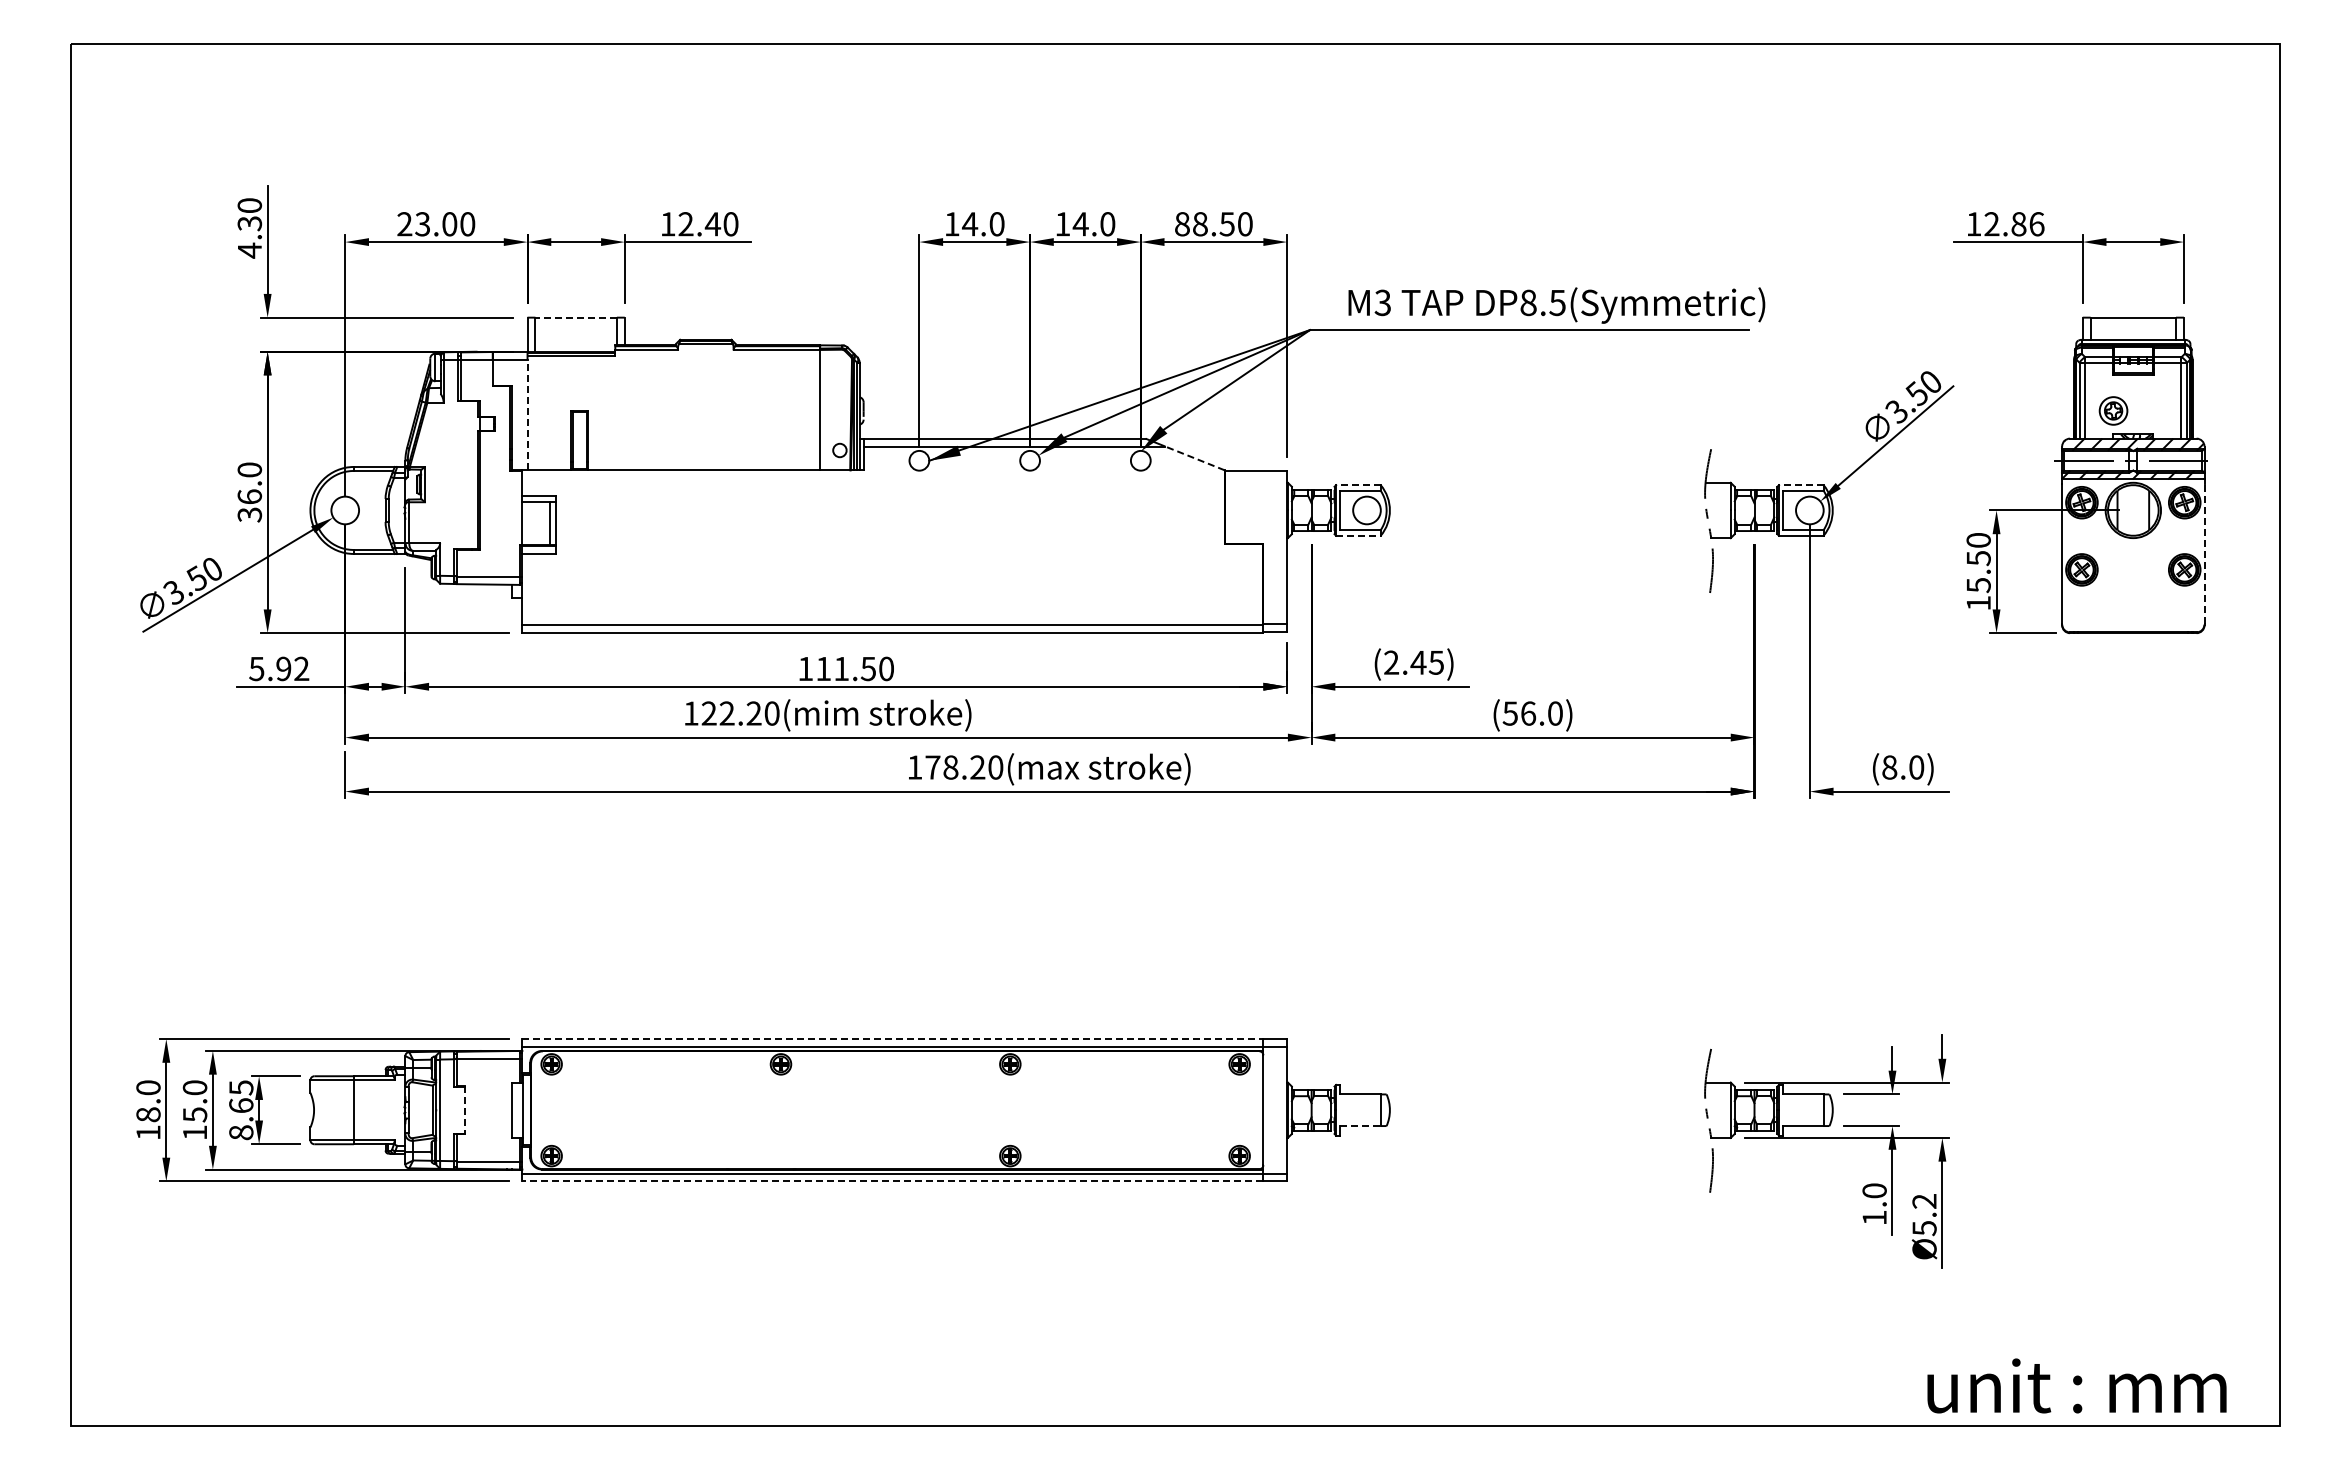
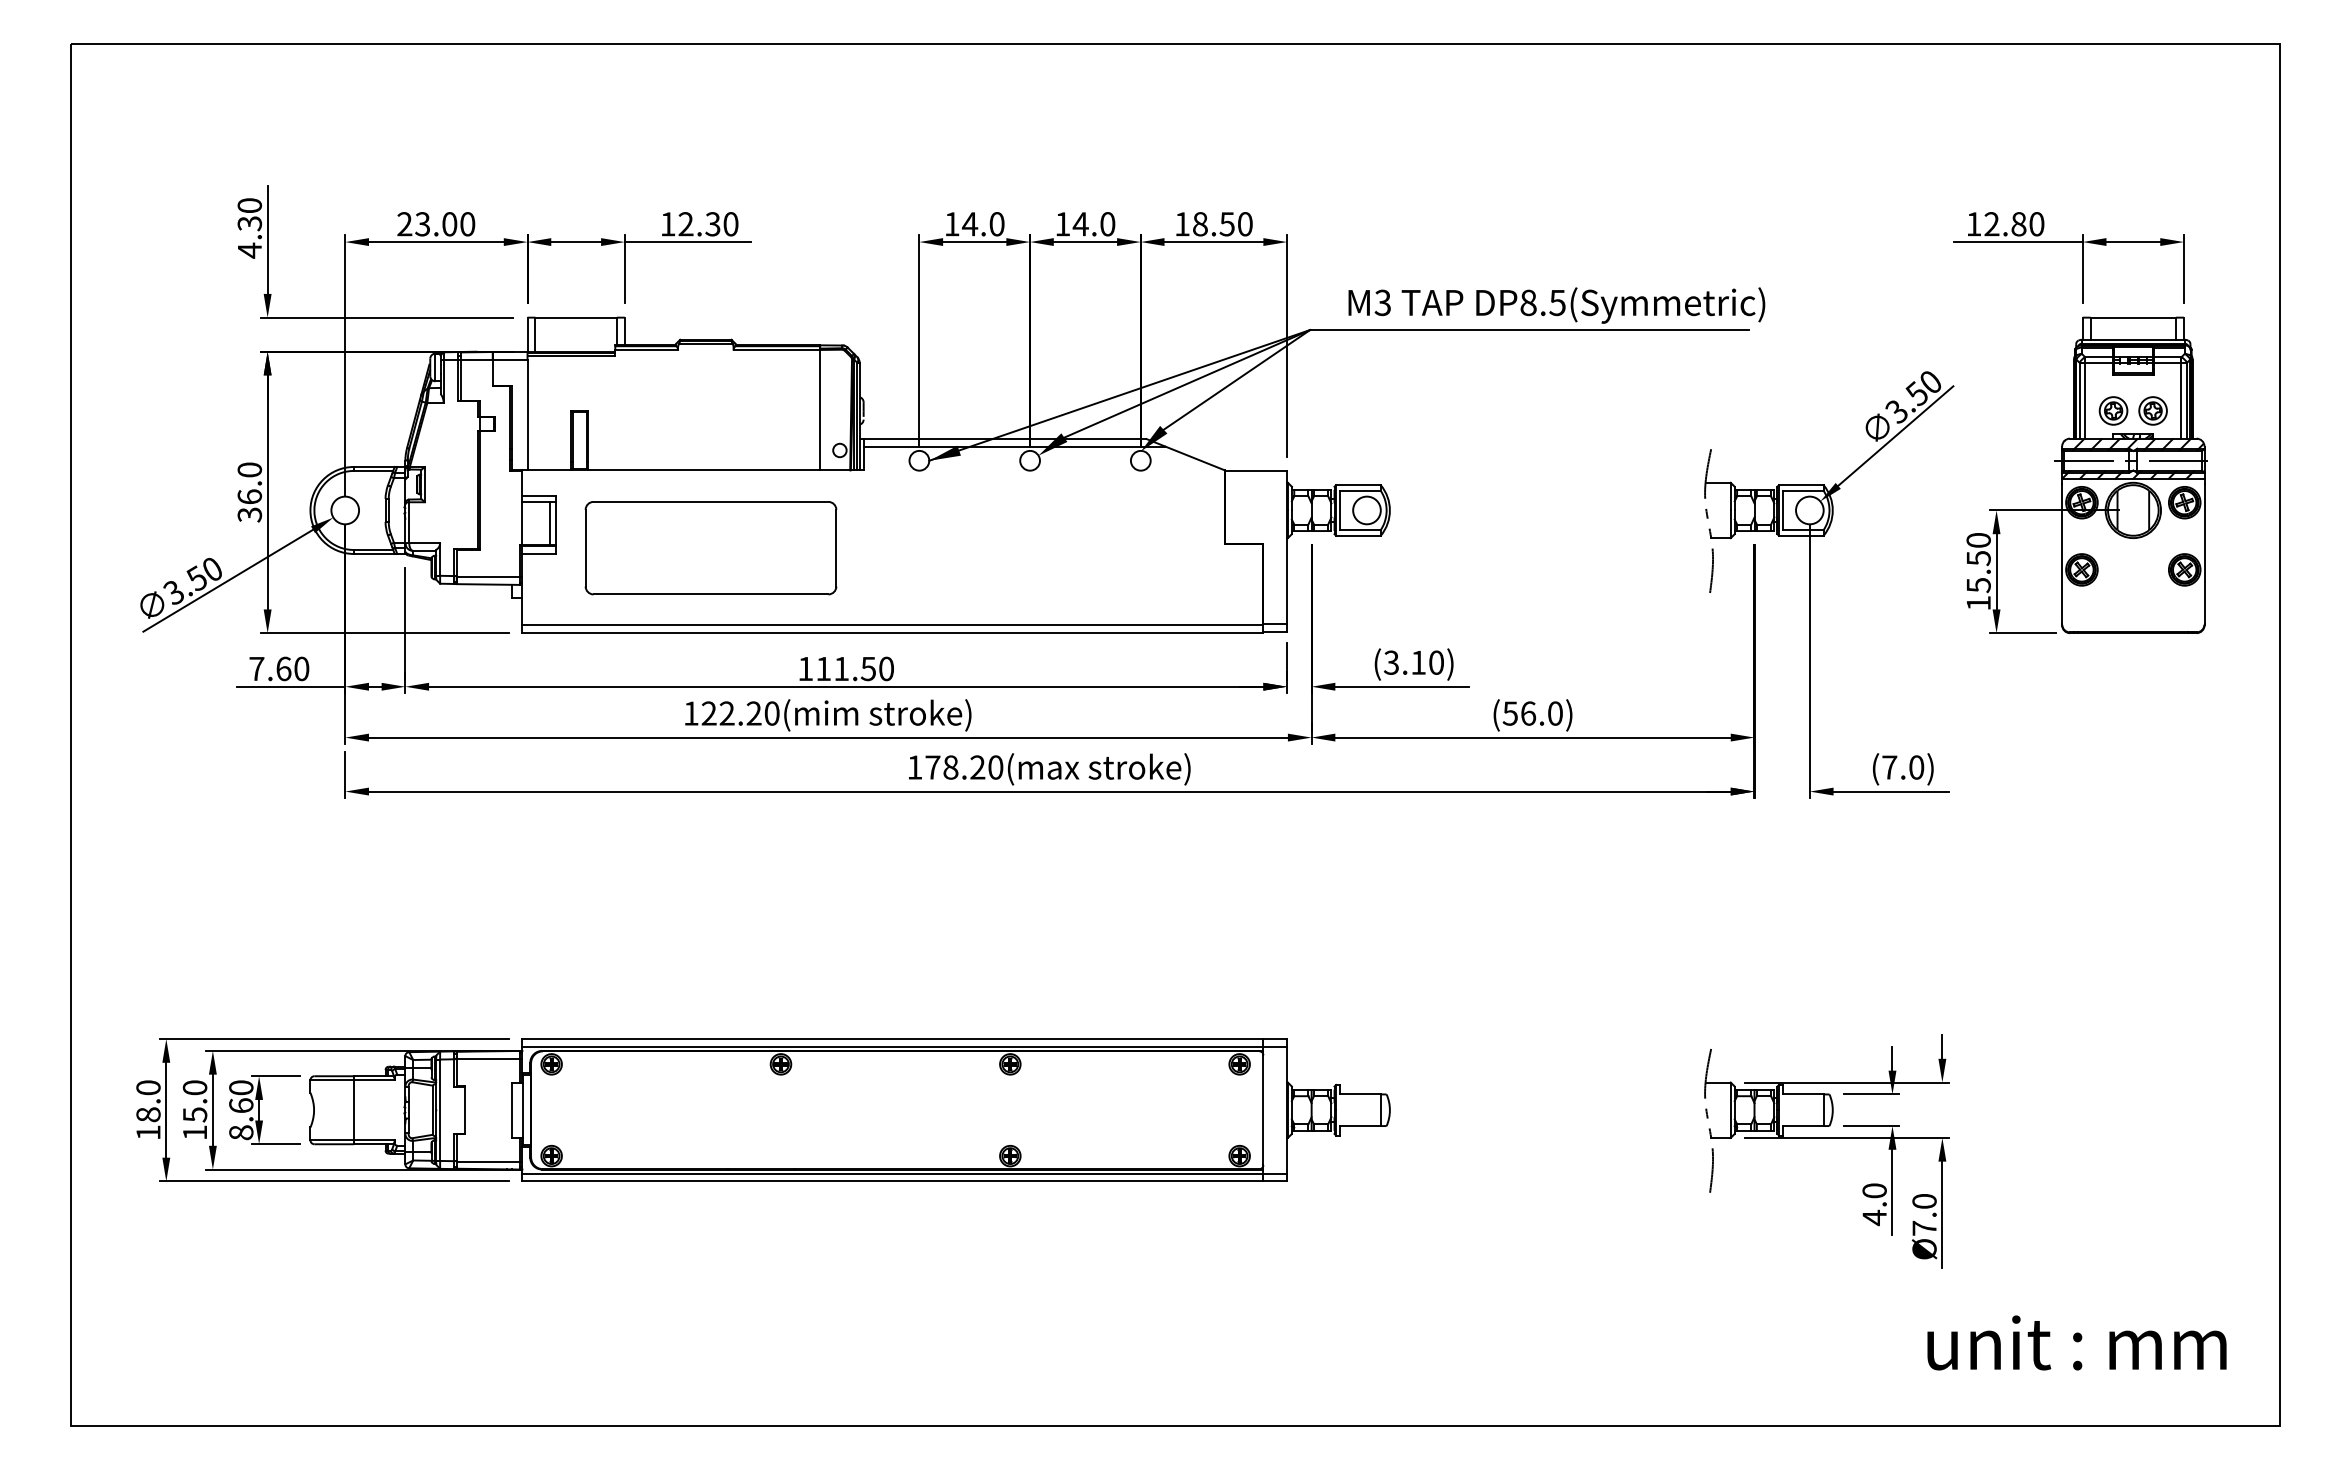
text: 12.40 -> 12.30 (712, 224)
text: 88.50 -> 18.50 (1182, 224)
text: 12.86 -> 12.80 (2036, 224)
line: dashed -> solid (576, 317)
part: none -> present (2152, 410)
line: dashed -> solid (527, 414)
line: dashed -> solid (1194, 458)
line: dashed -> solid (1357, 485)
line: dashed -> solid (1800, 485)
line: dashed -> solid (1358, 535)
part: none -> present (710, 548)
line: dashed -> solid (2204, 553)
text: (2.45) -> (3.10) (1413, 662)
text: 5.92 -> 7.60 (279, 668)
text: (8.0) -> (7.0) (1889, 767)
line: dashed -> solid (892, 1039)
text: 8.65 -> 8.60 (241, 1087)
line: dashed -> solid (464, 1110)
line: dashed -> solid (1360, 1126)
line: dashed -> solid (892, 1181)
text: Ø5.2 -> Ø7.0 (1924, 1215)
text: 1.0 -> 4.0 (1874, 1217)
text position: (2076, 1385) -> (2076, 1342) (2076, 1342)
